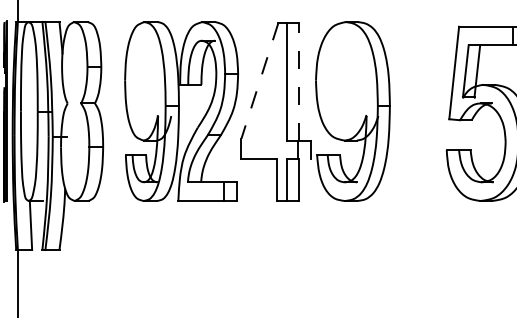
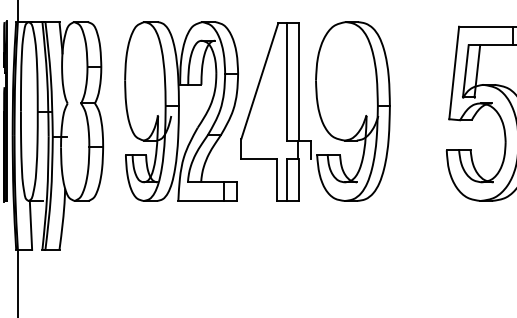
line: dashed -> solid (259, 81)
line: dashed -> solid (299, 81)
